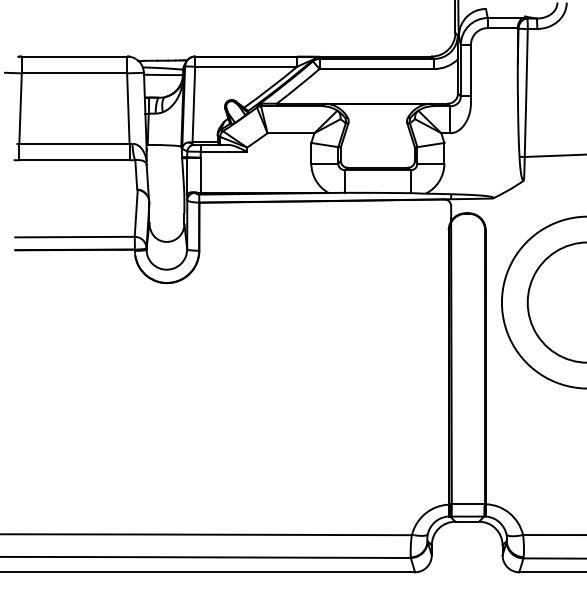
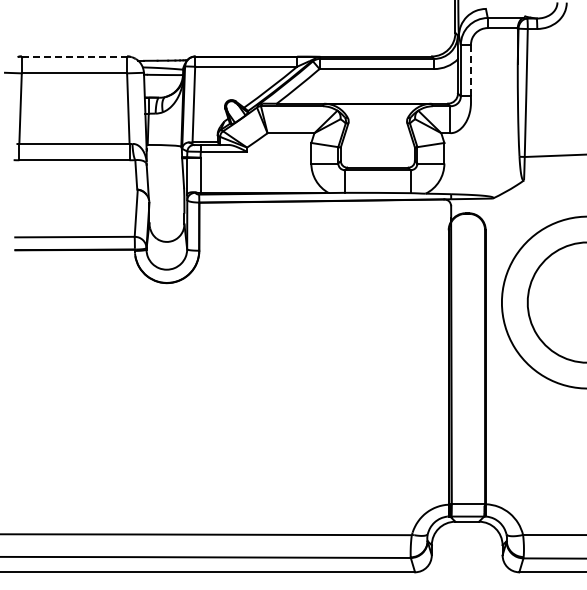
line: solid -> dashed (74, 56)
line: solid -> dashed (470, 70)
